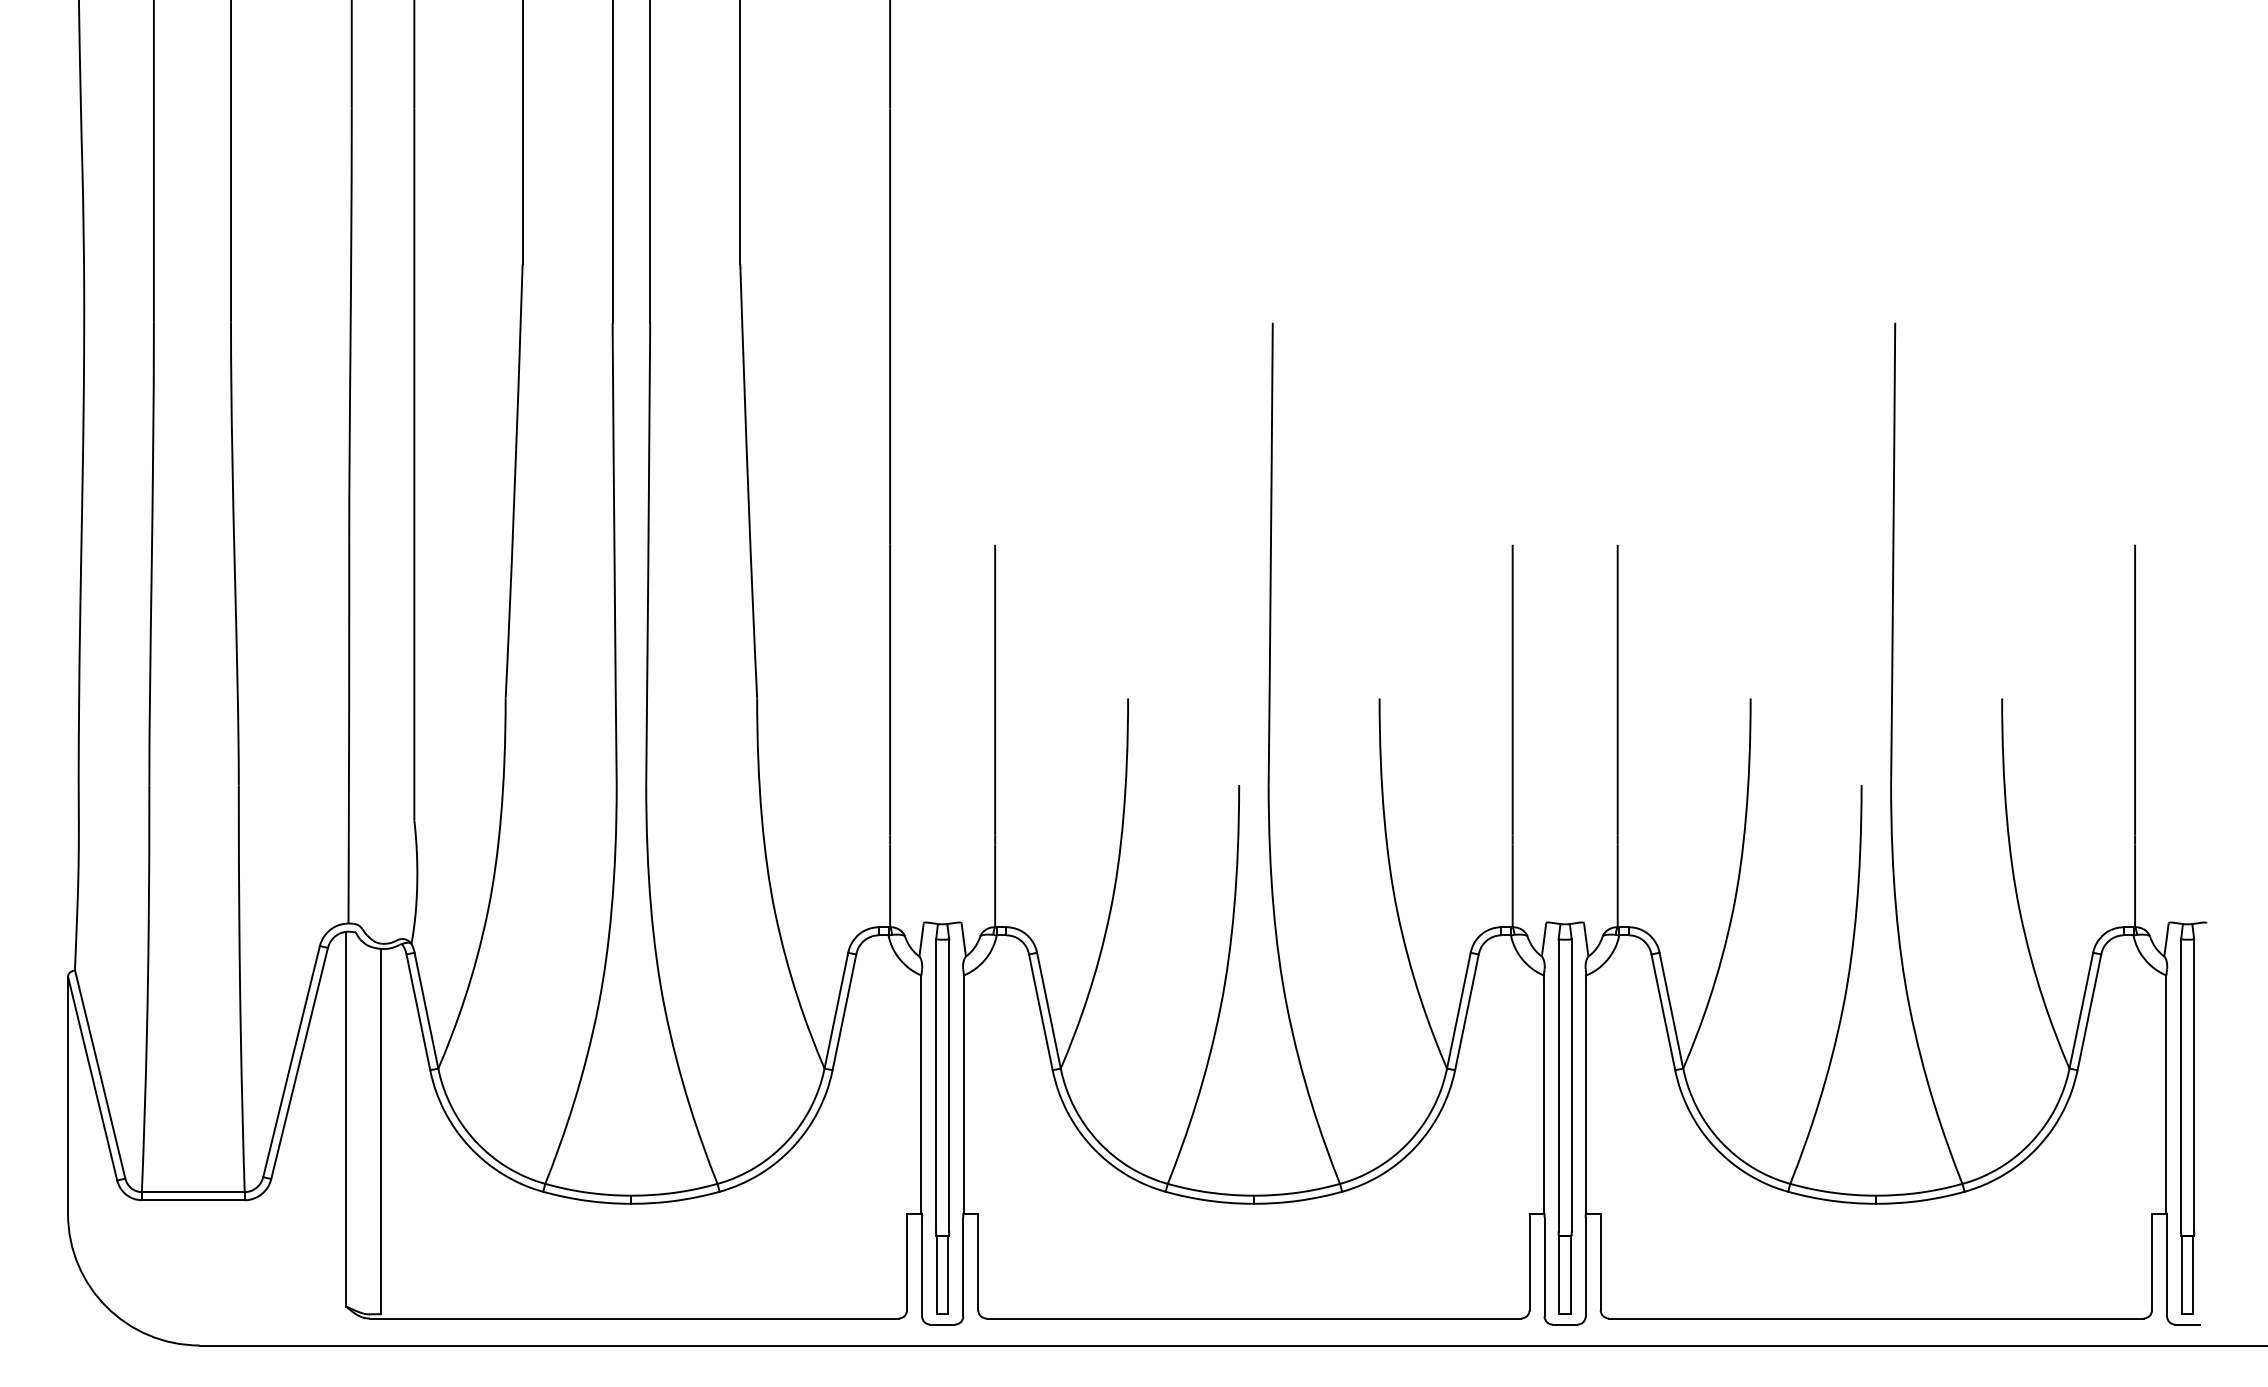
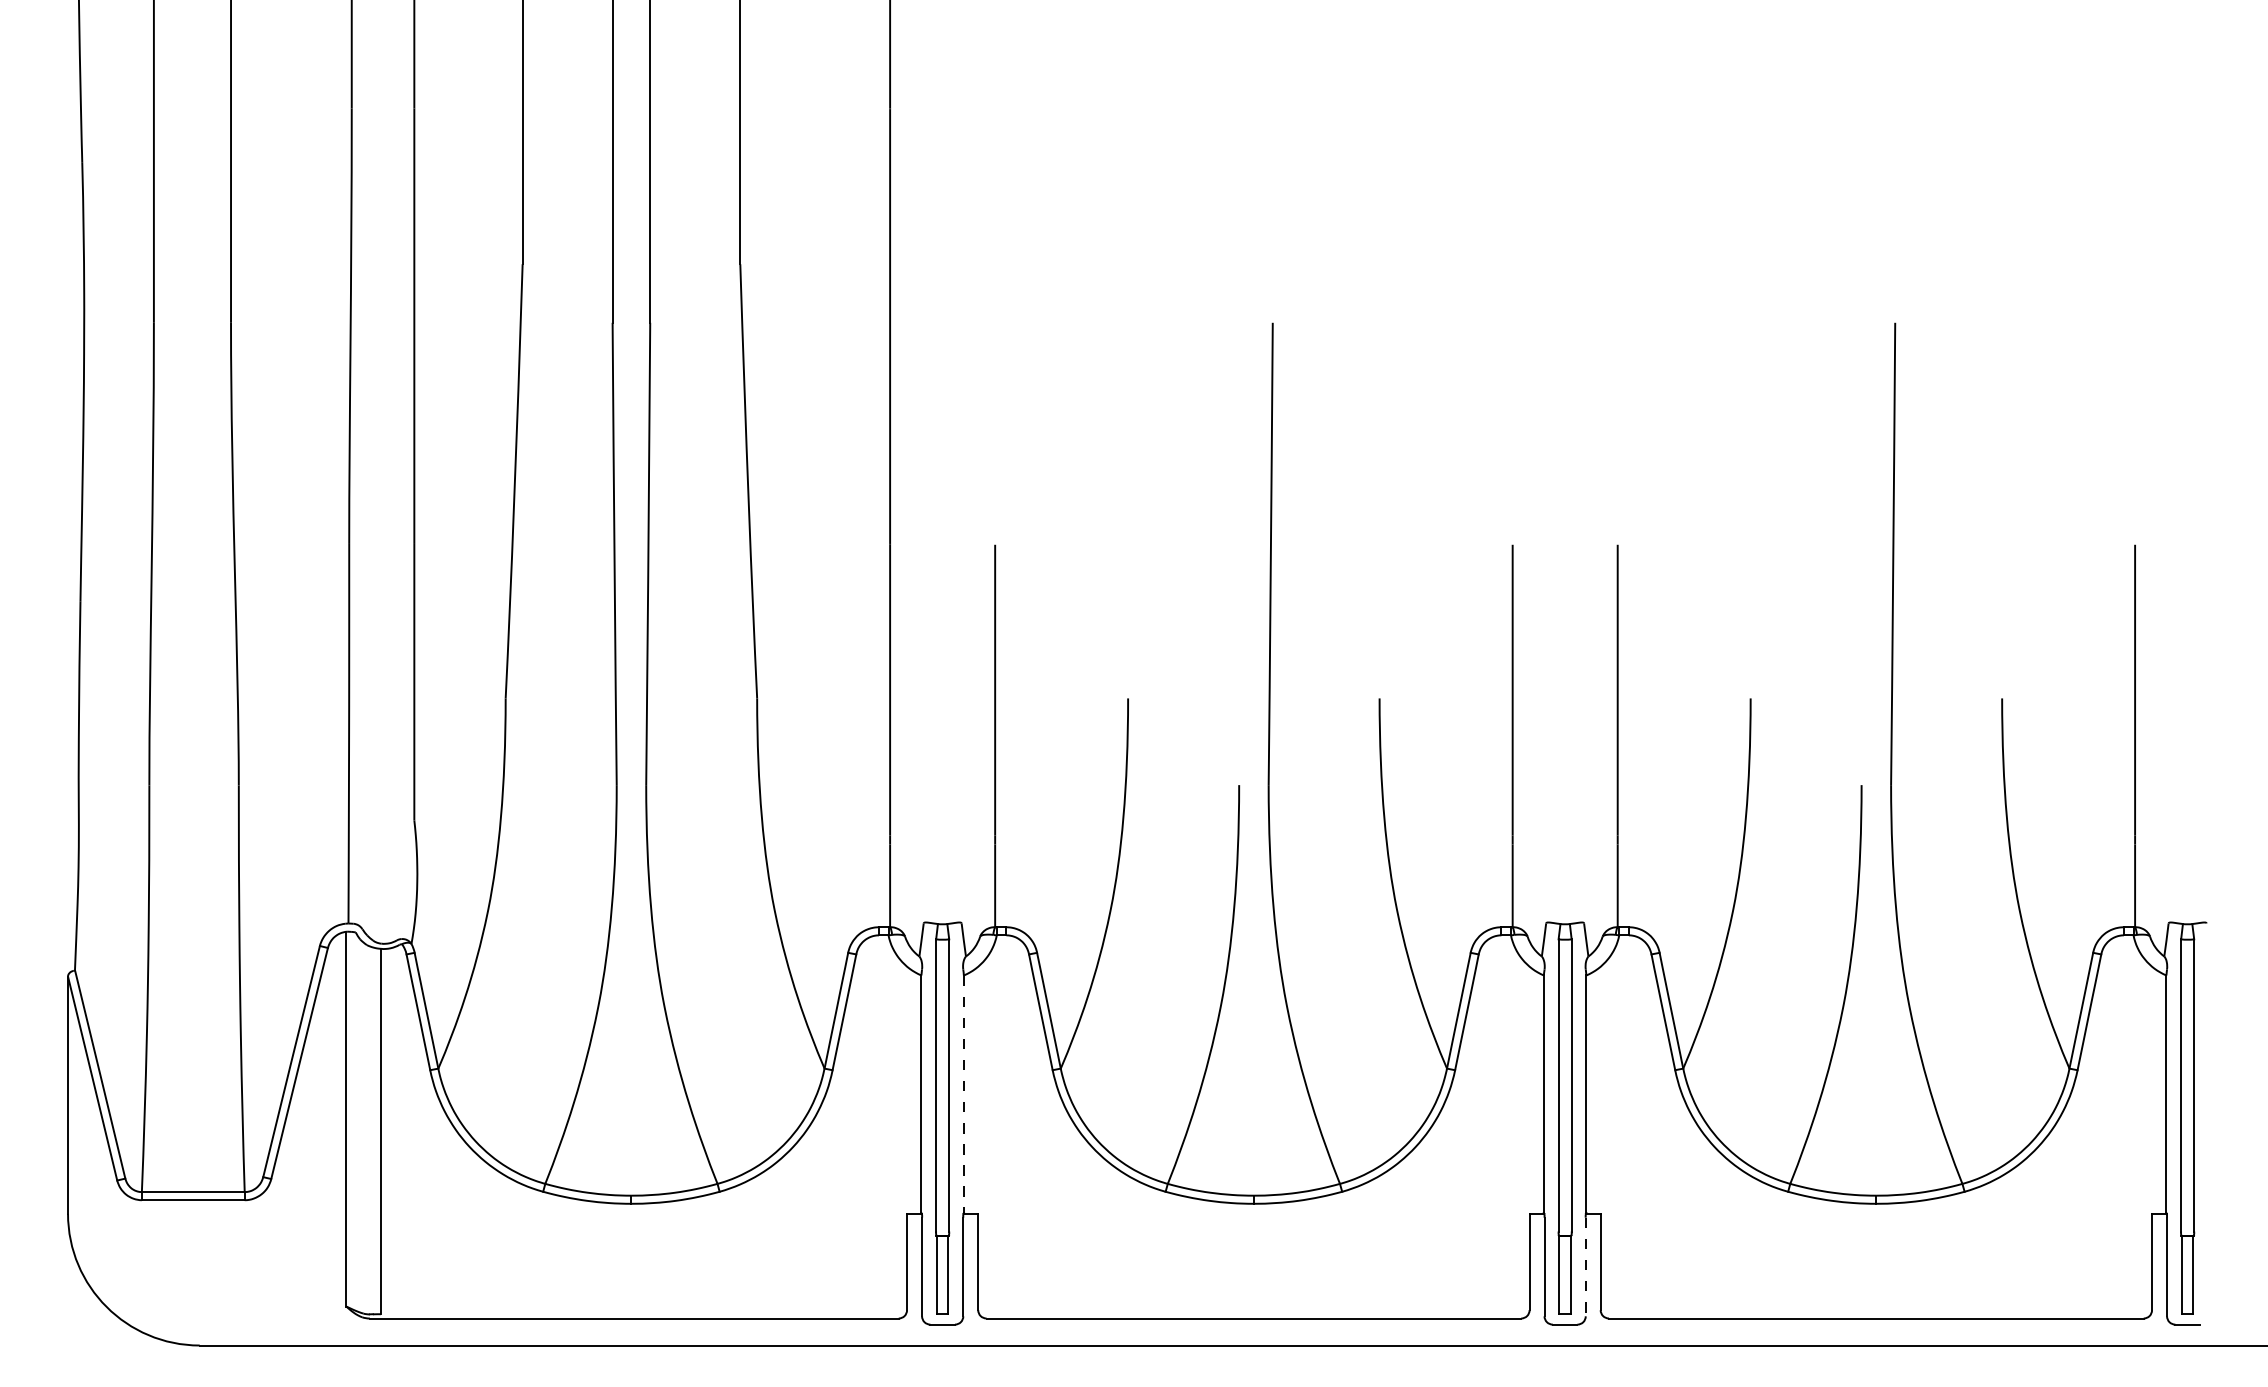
line: solid -> dashed (963, 1094)
line: solid -> dashed (1585, 1267)
